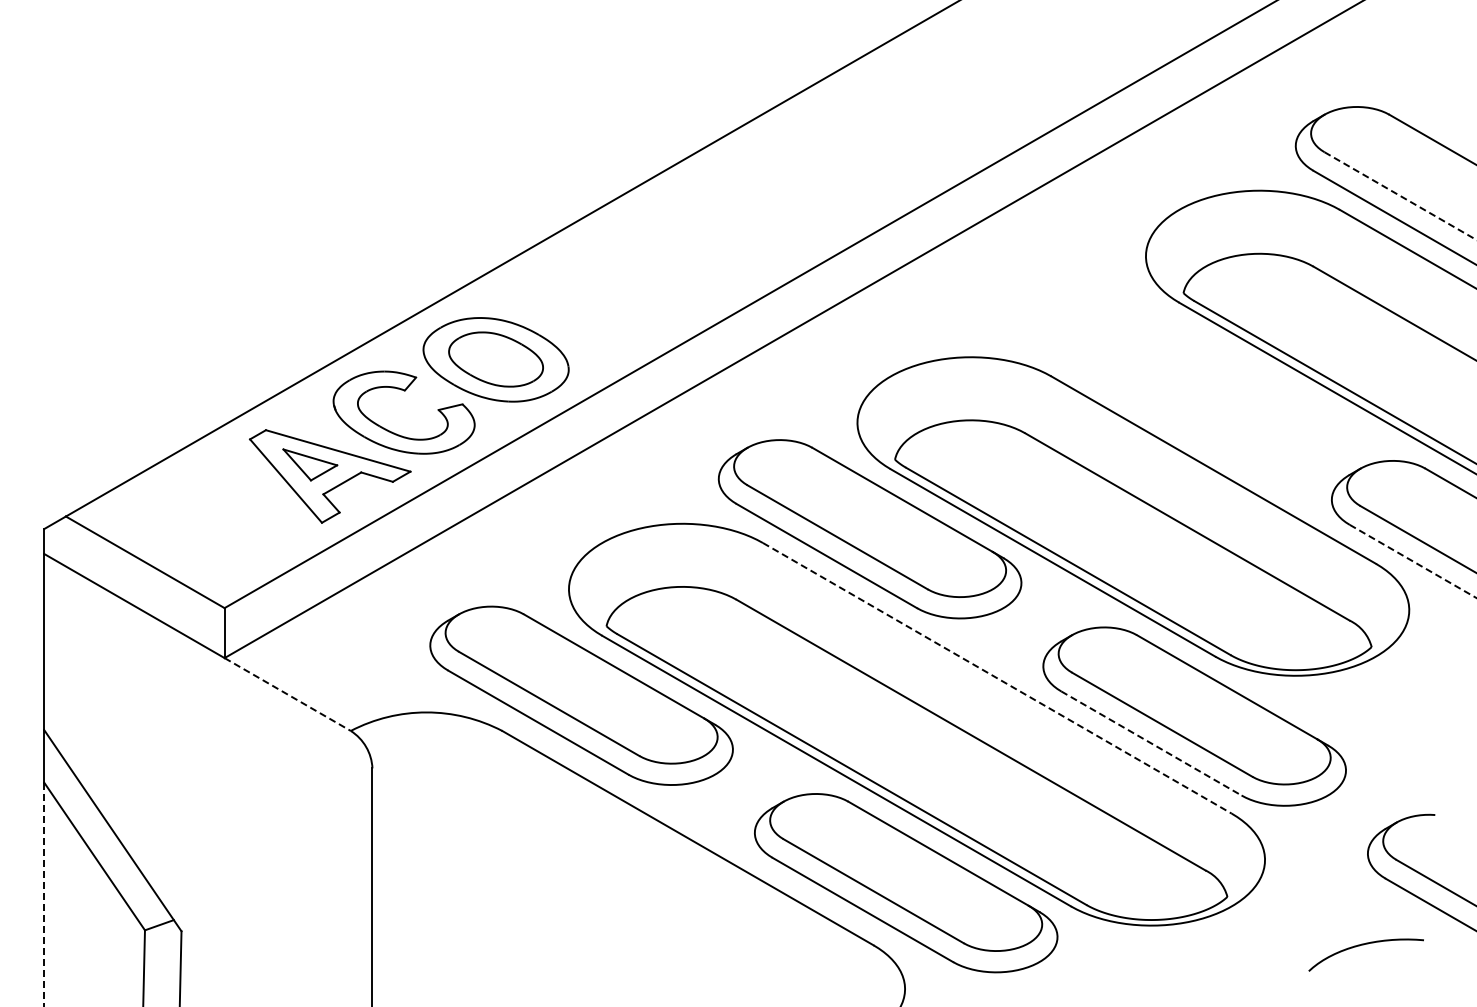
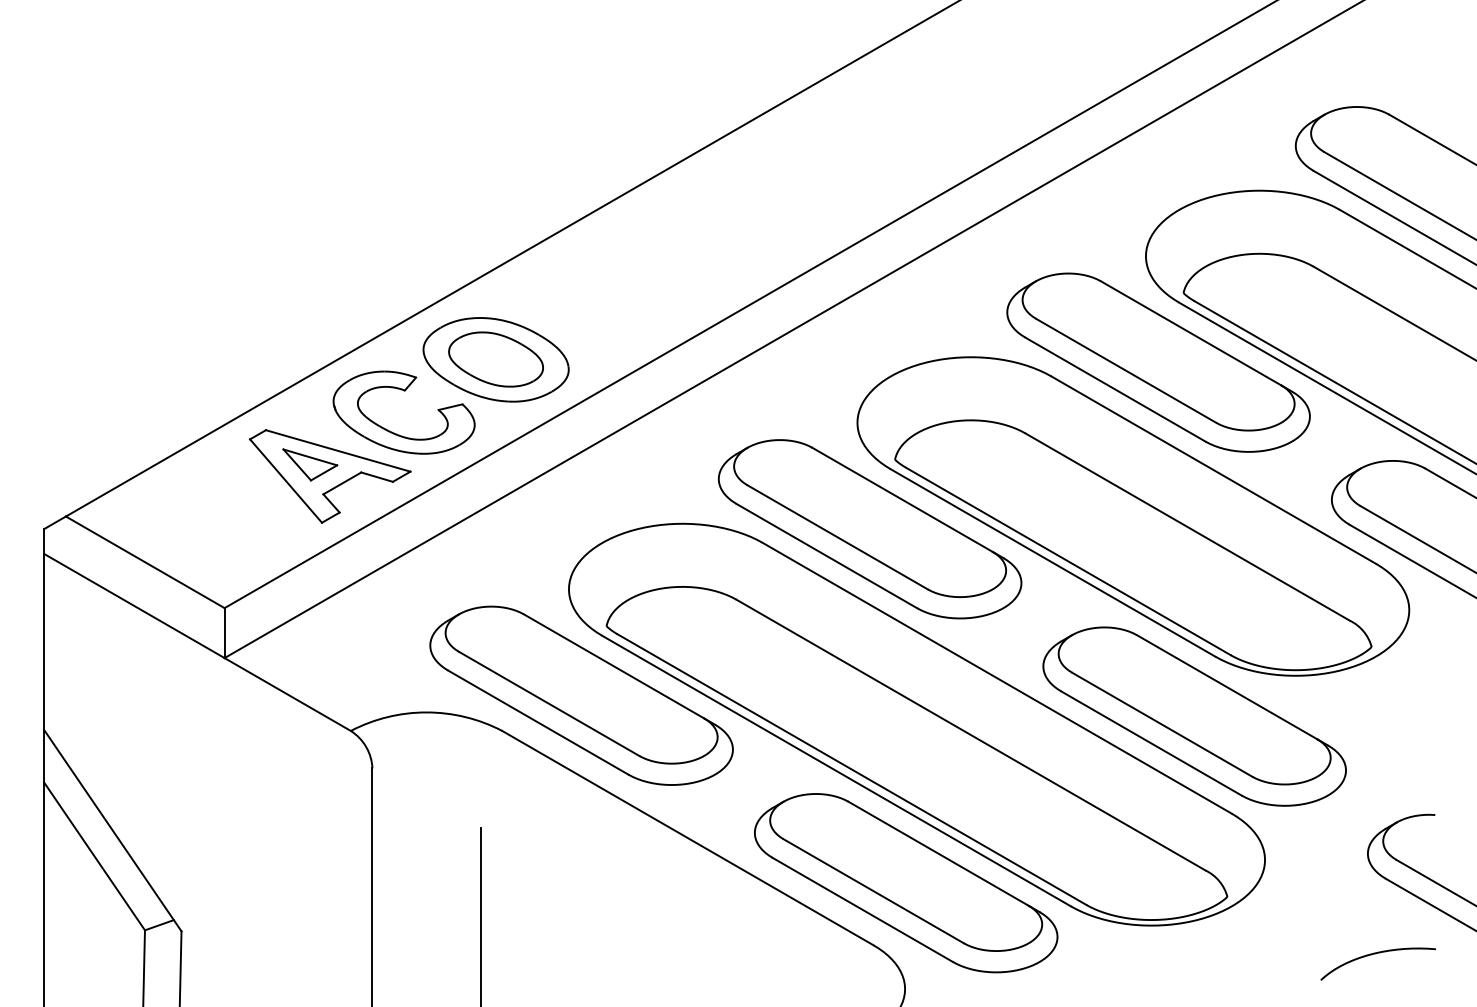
line: dashed -> solid (1400, 196)
part: none -> present (1158, 362)
line: dashed -> solid (1413, 561)
line: dashed -> solid (997, 678)
line: dashed -> solid (287, 694)
line: dashed -> solid (1151, 743)
line: dashed -> solid (44, 894)
line: none -> present (480, 915)
curve position: (1363, 945) -> (1375, 954) (1375, 954)
